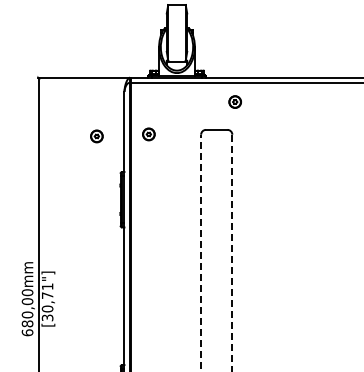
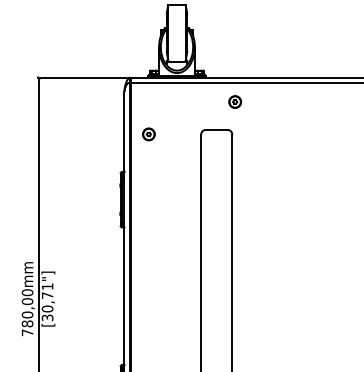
part: present -> none (96, 136)
line: dashed -> solid (201, 252)
line: dashed -> solid (232, 253)
text: 680,00mm -> 780,00mm (27, 332)
